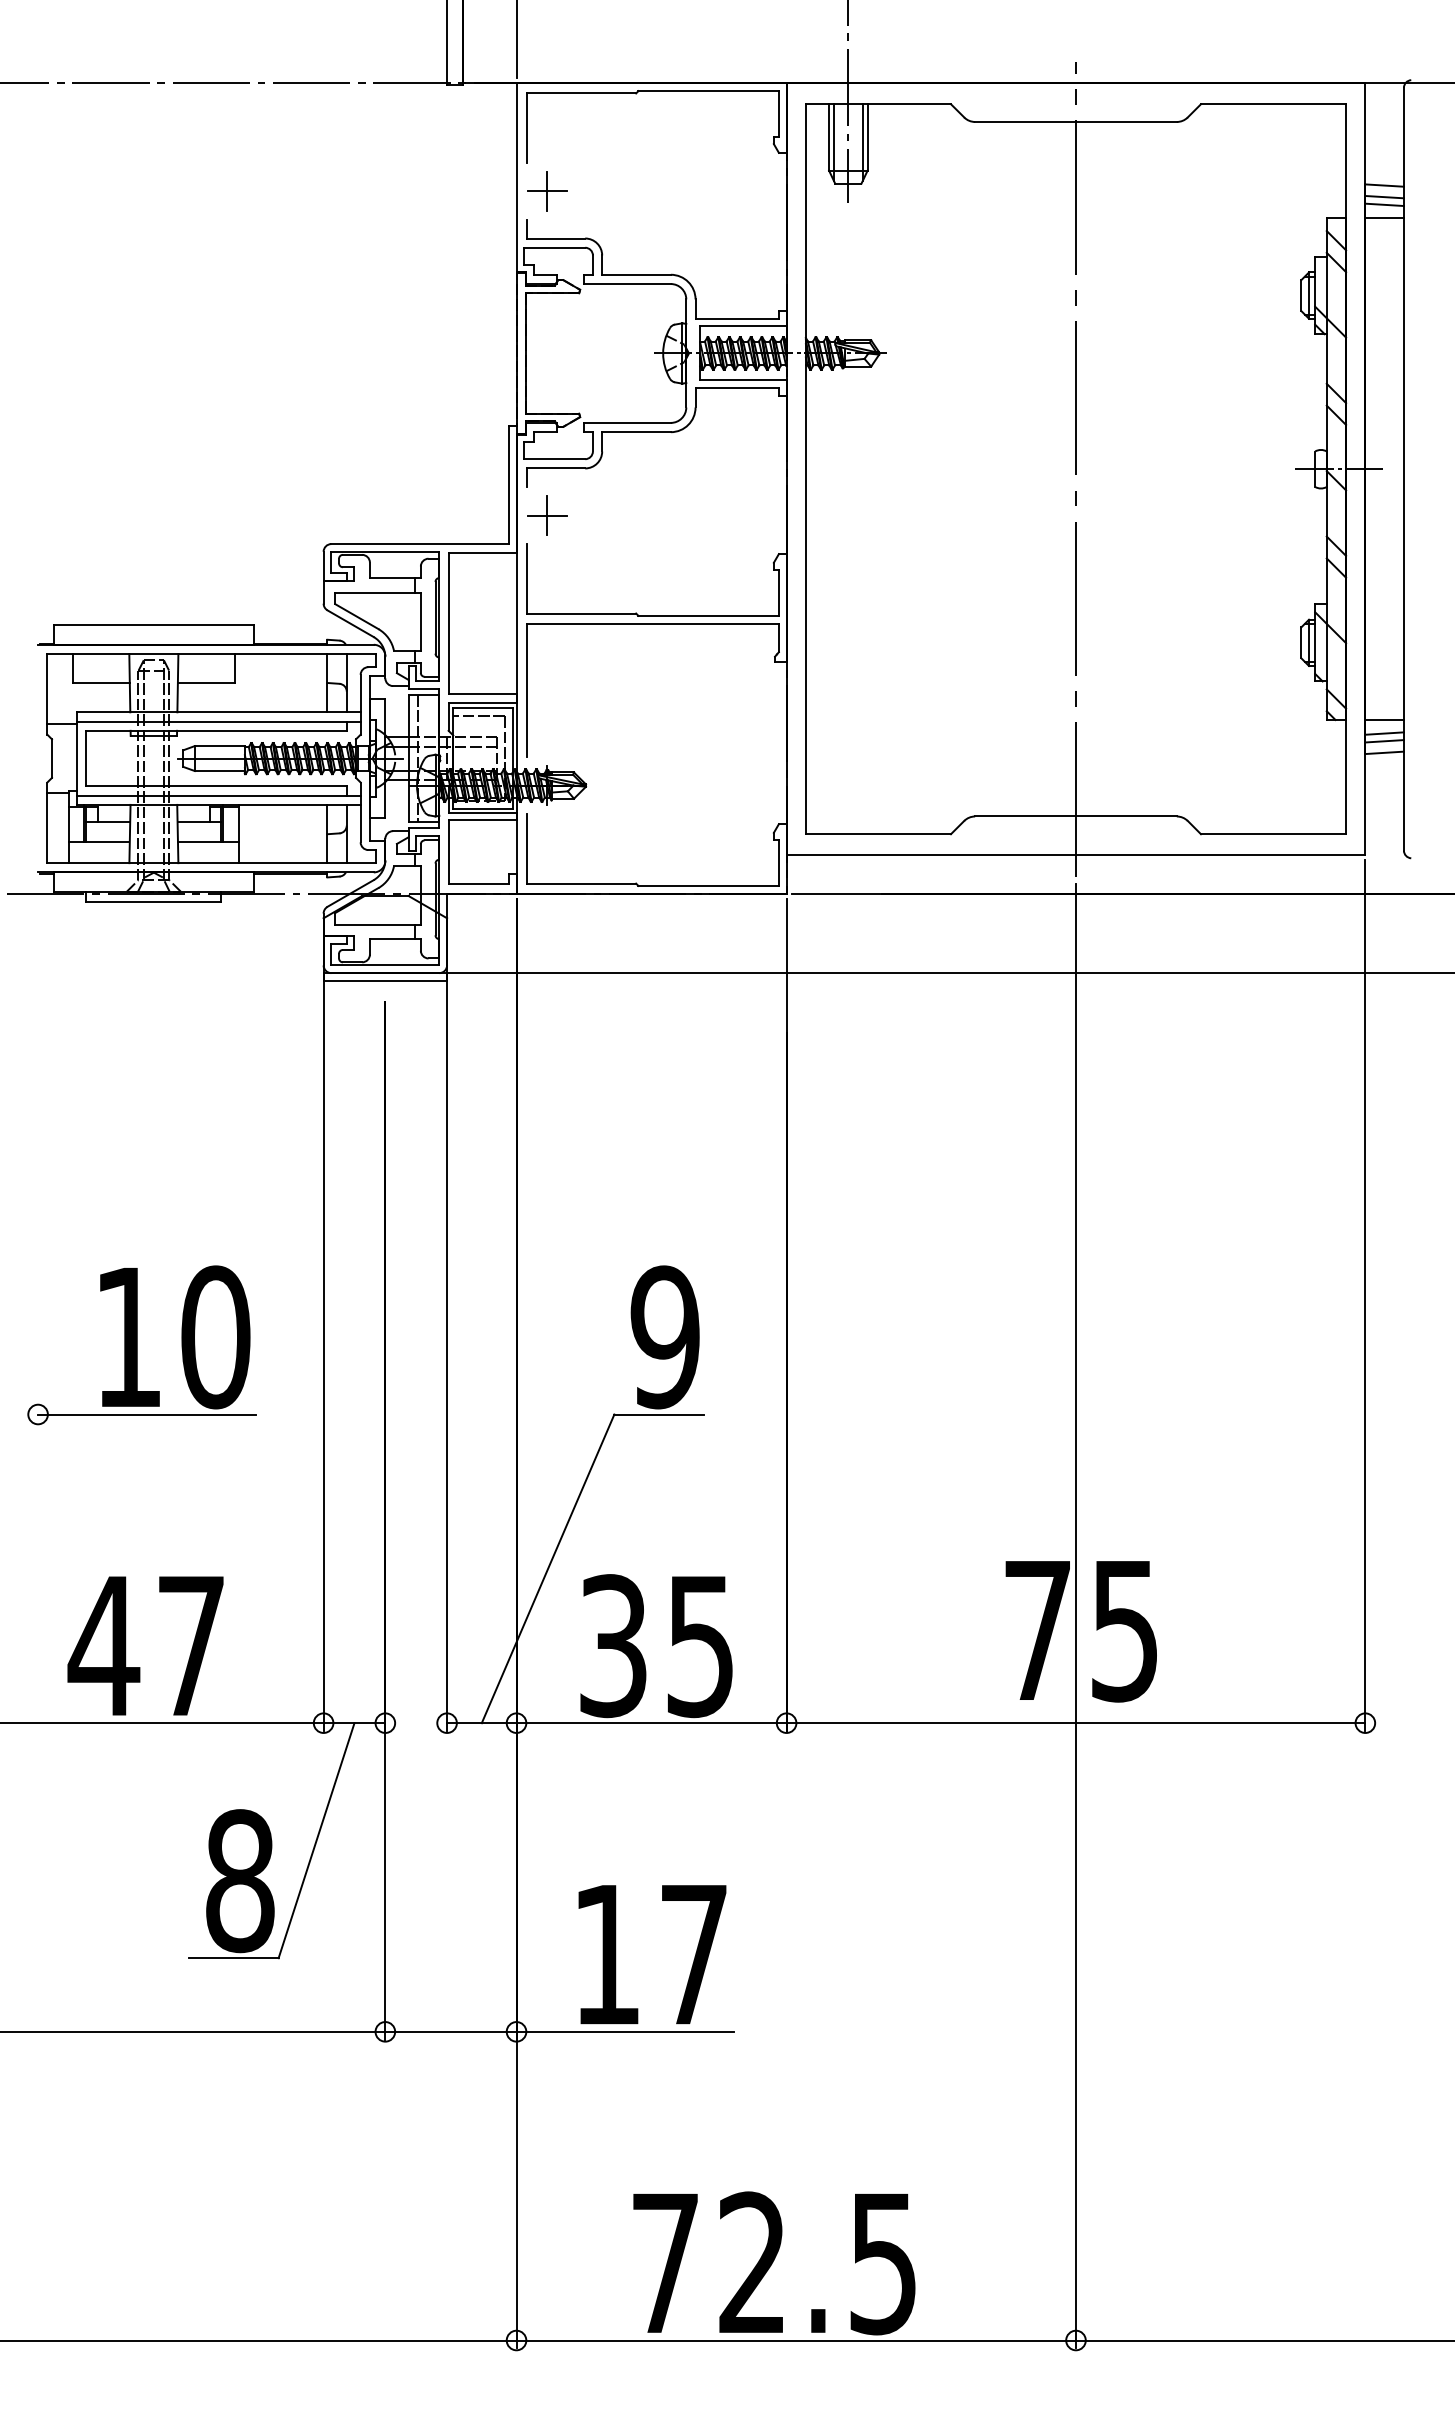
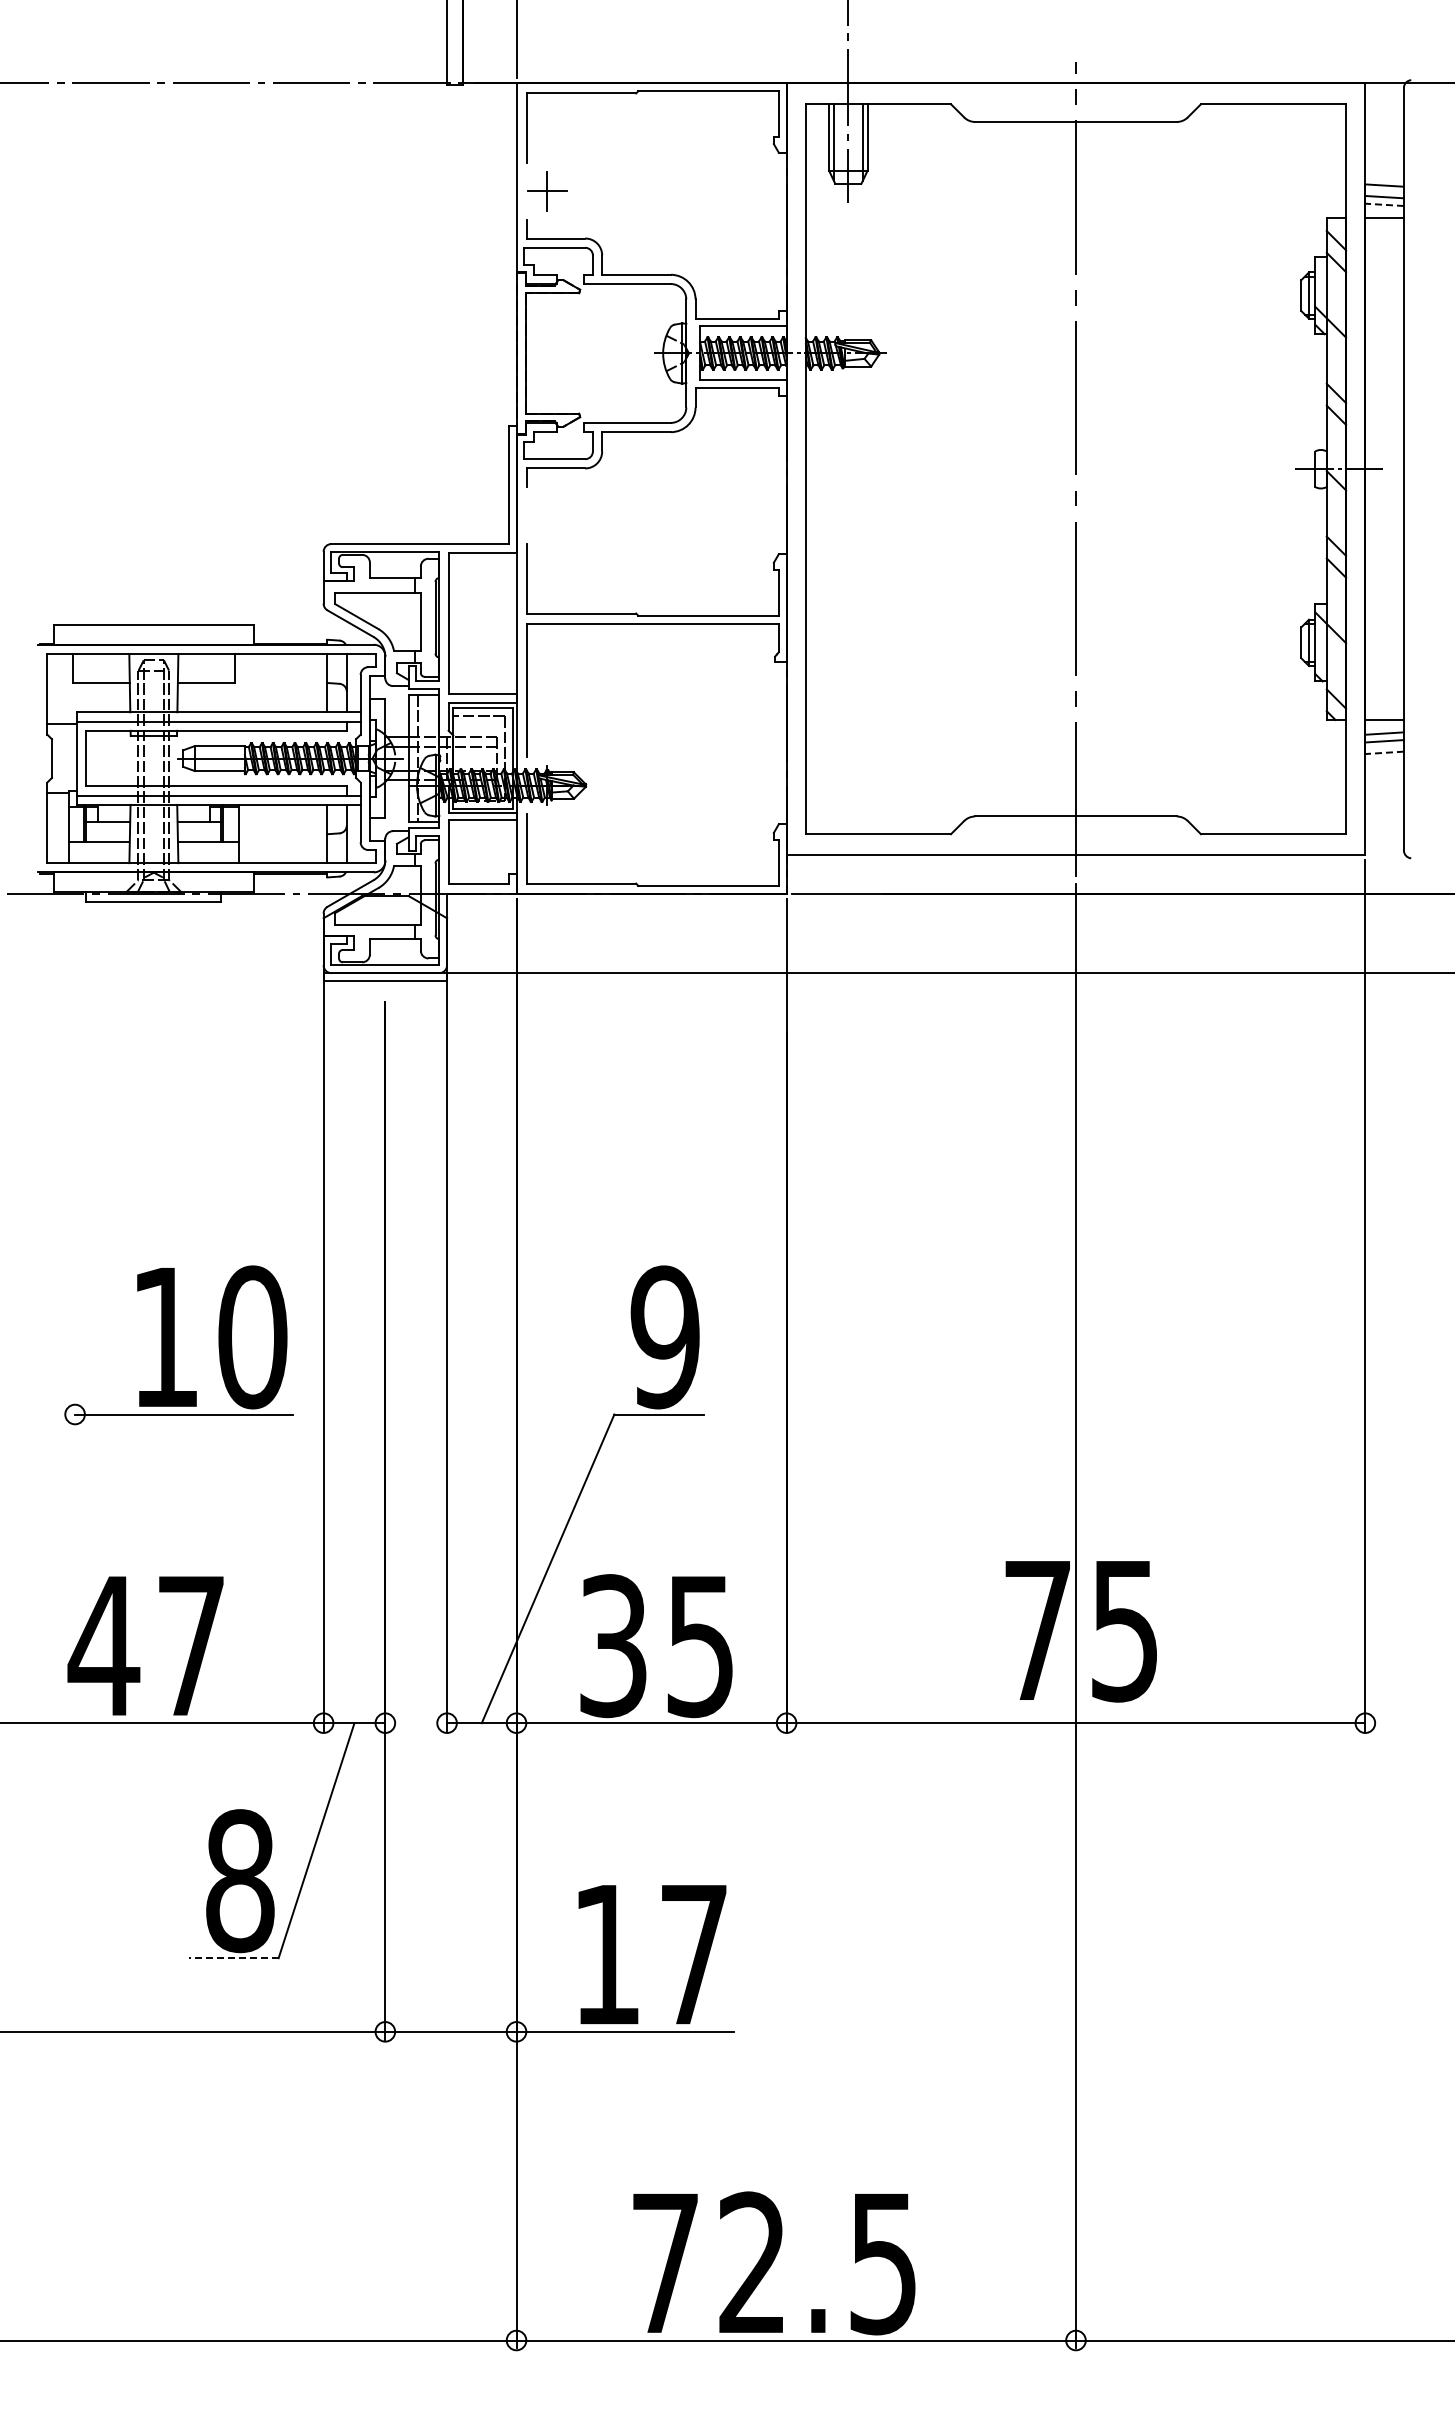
line: solid -> dashed (1384, 204)
part: present -> none (547, 515)
line: solid -> dashed (1384, 752)
part position: (141, 1345) -> (178, 1345) (178, 1345)
line: solid -> dashed (233, 1958)
